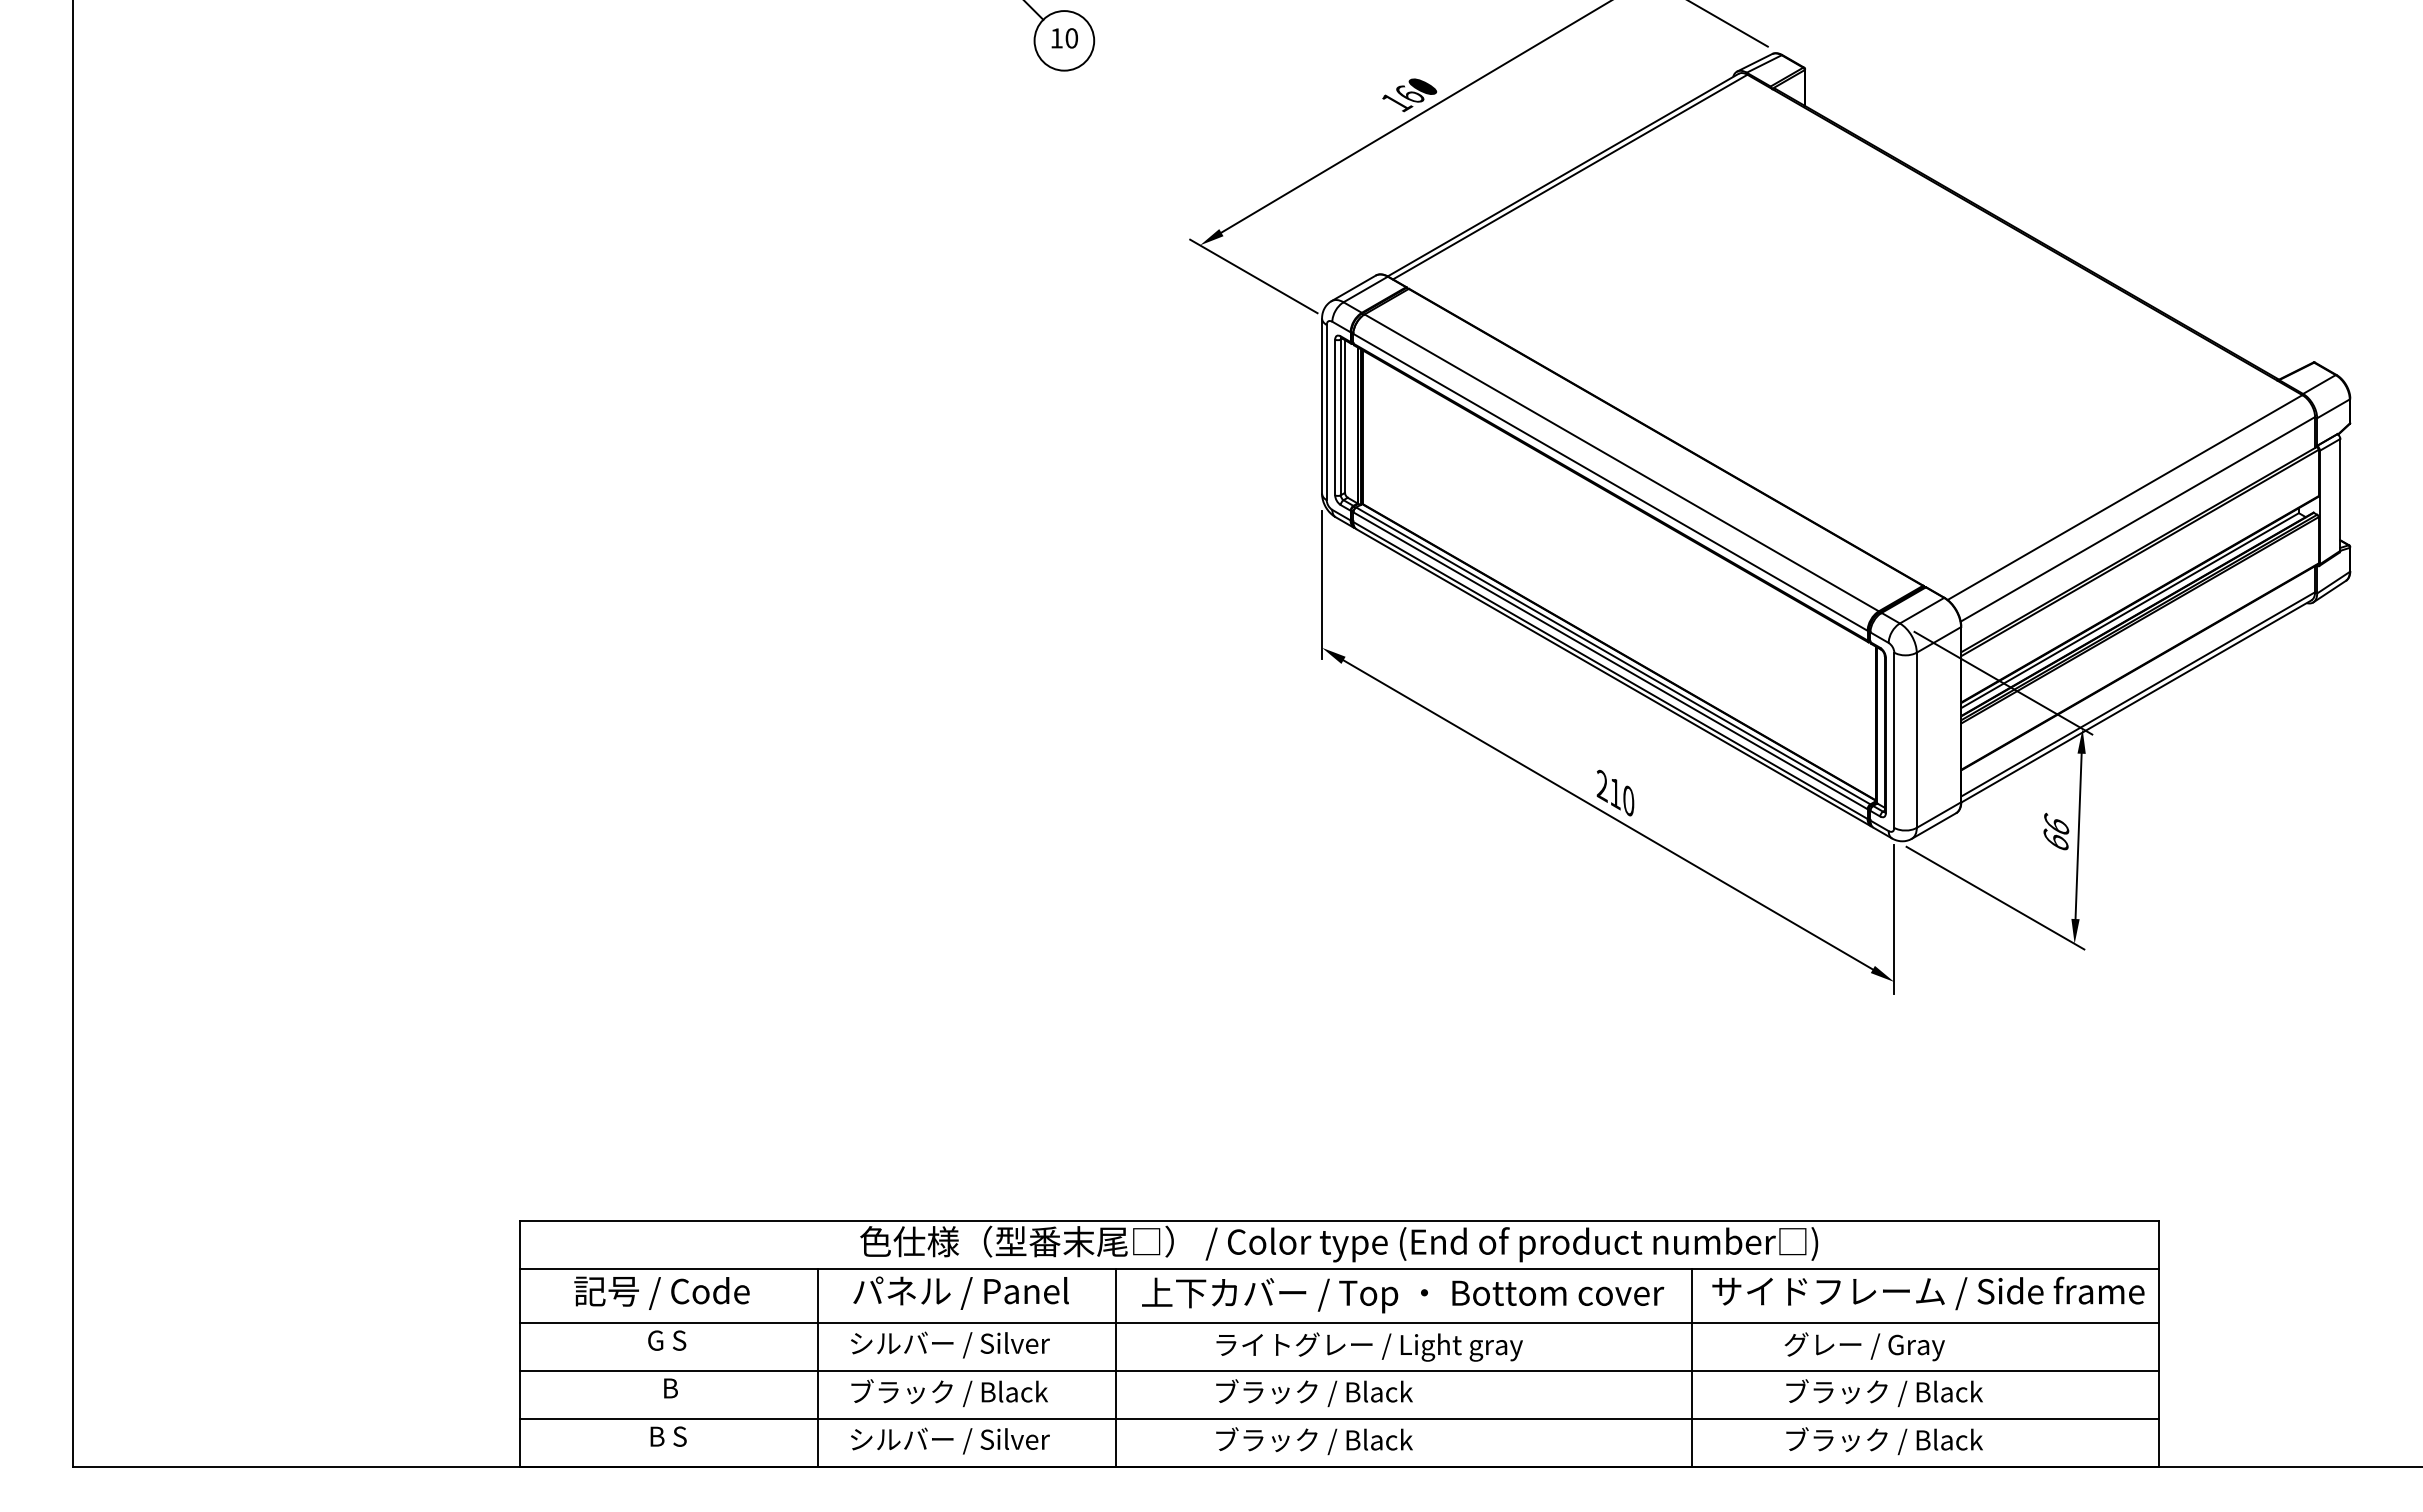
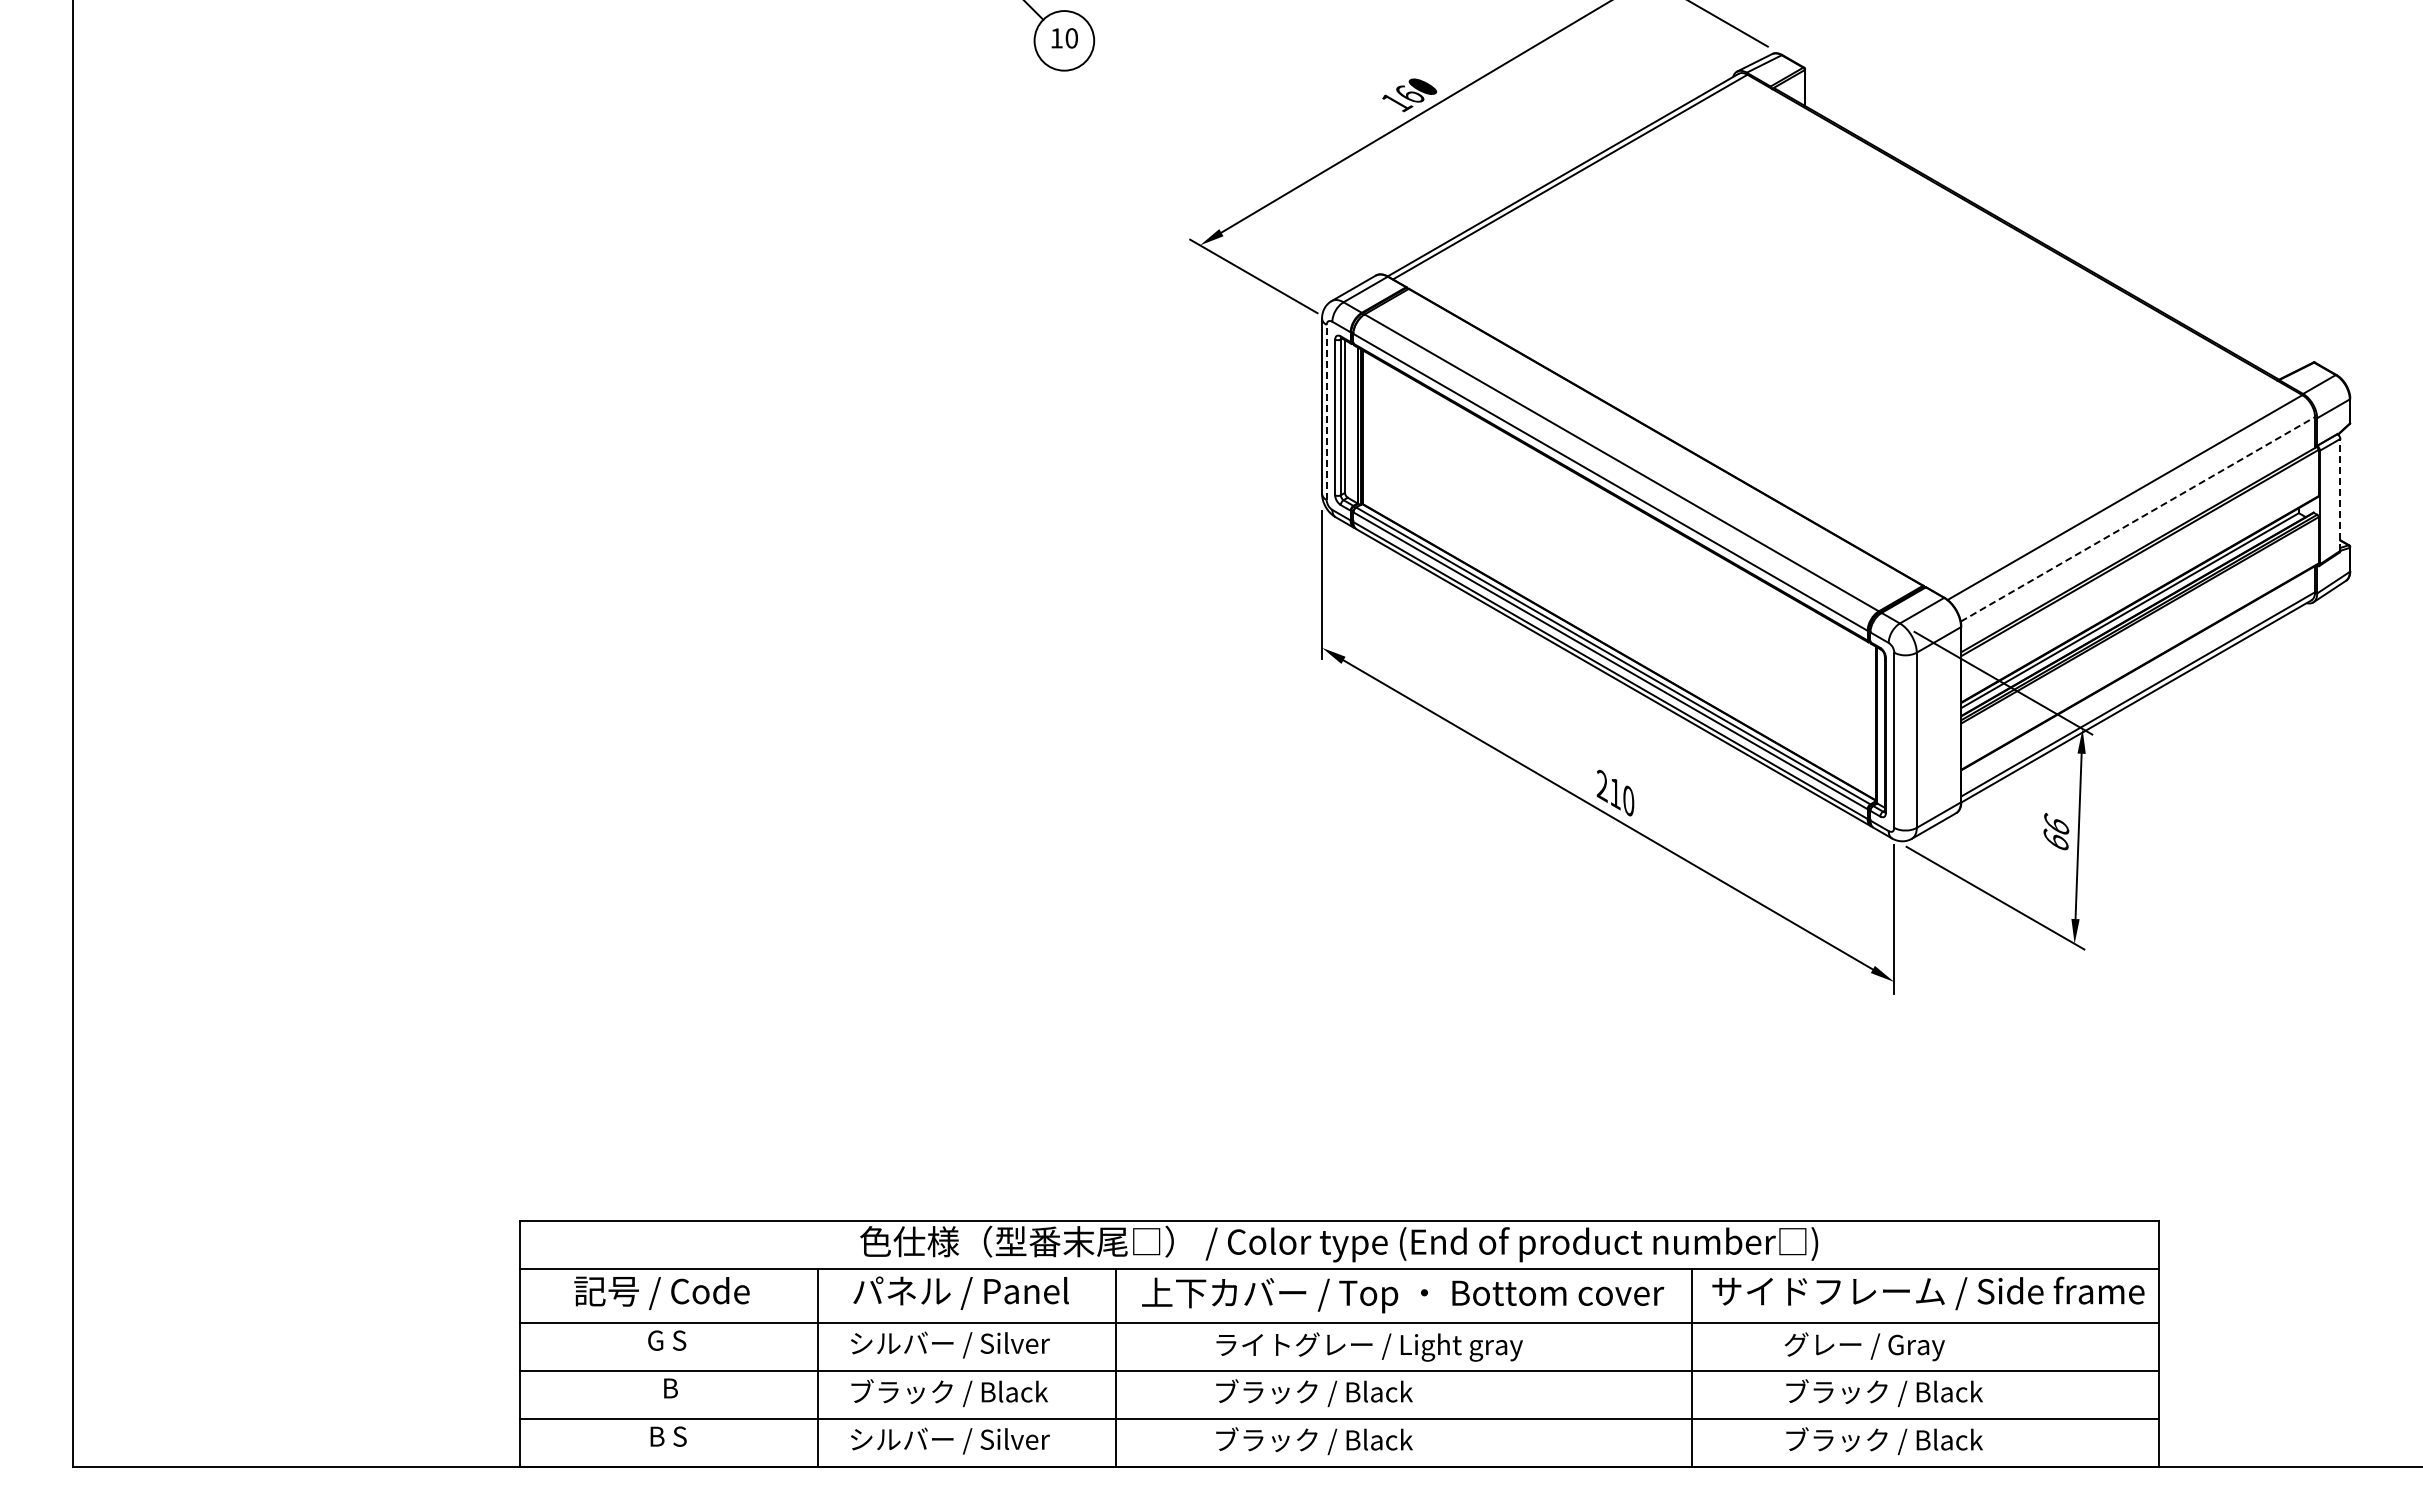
line: solid -> dashed (1326, 412)
line: solid -> dashed (2340, 494)
line: solid -> dashed (2137, 519)
